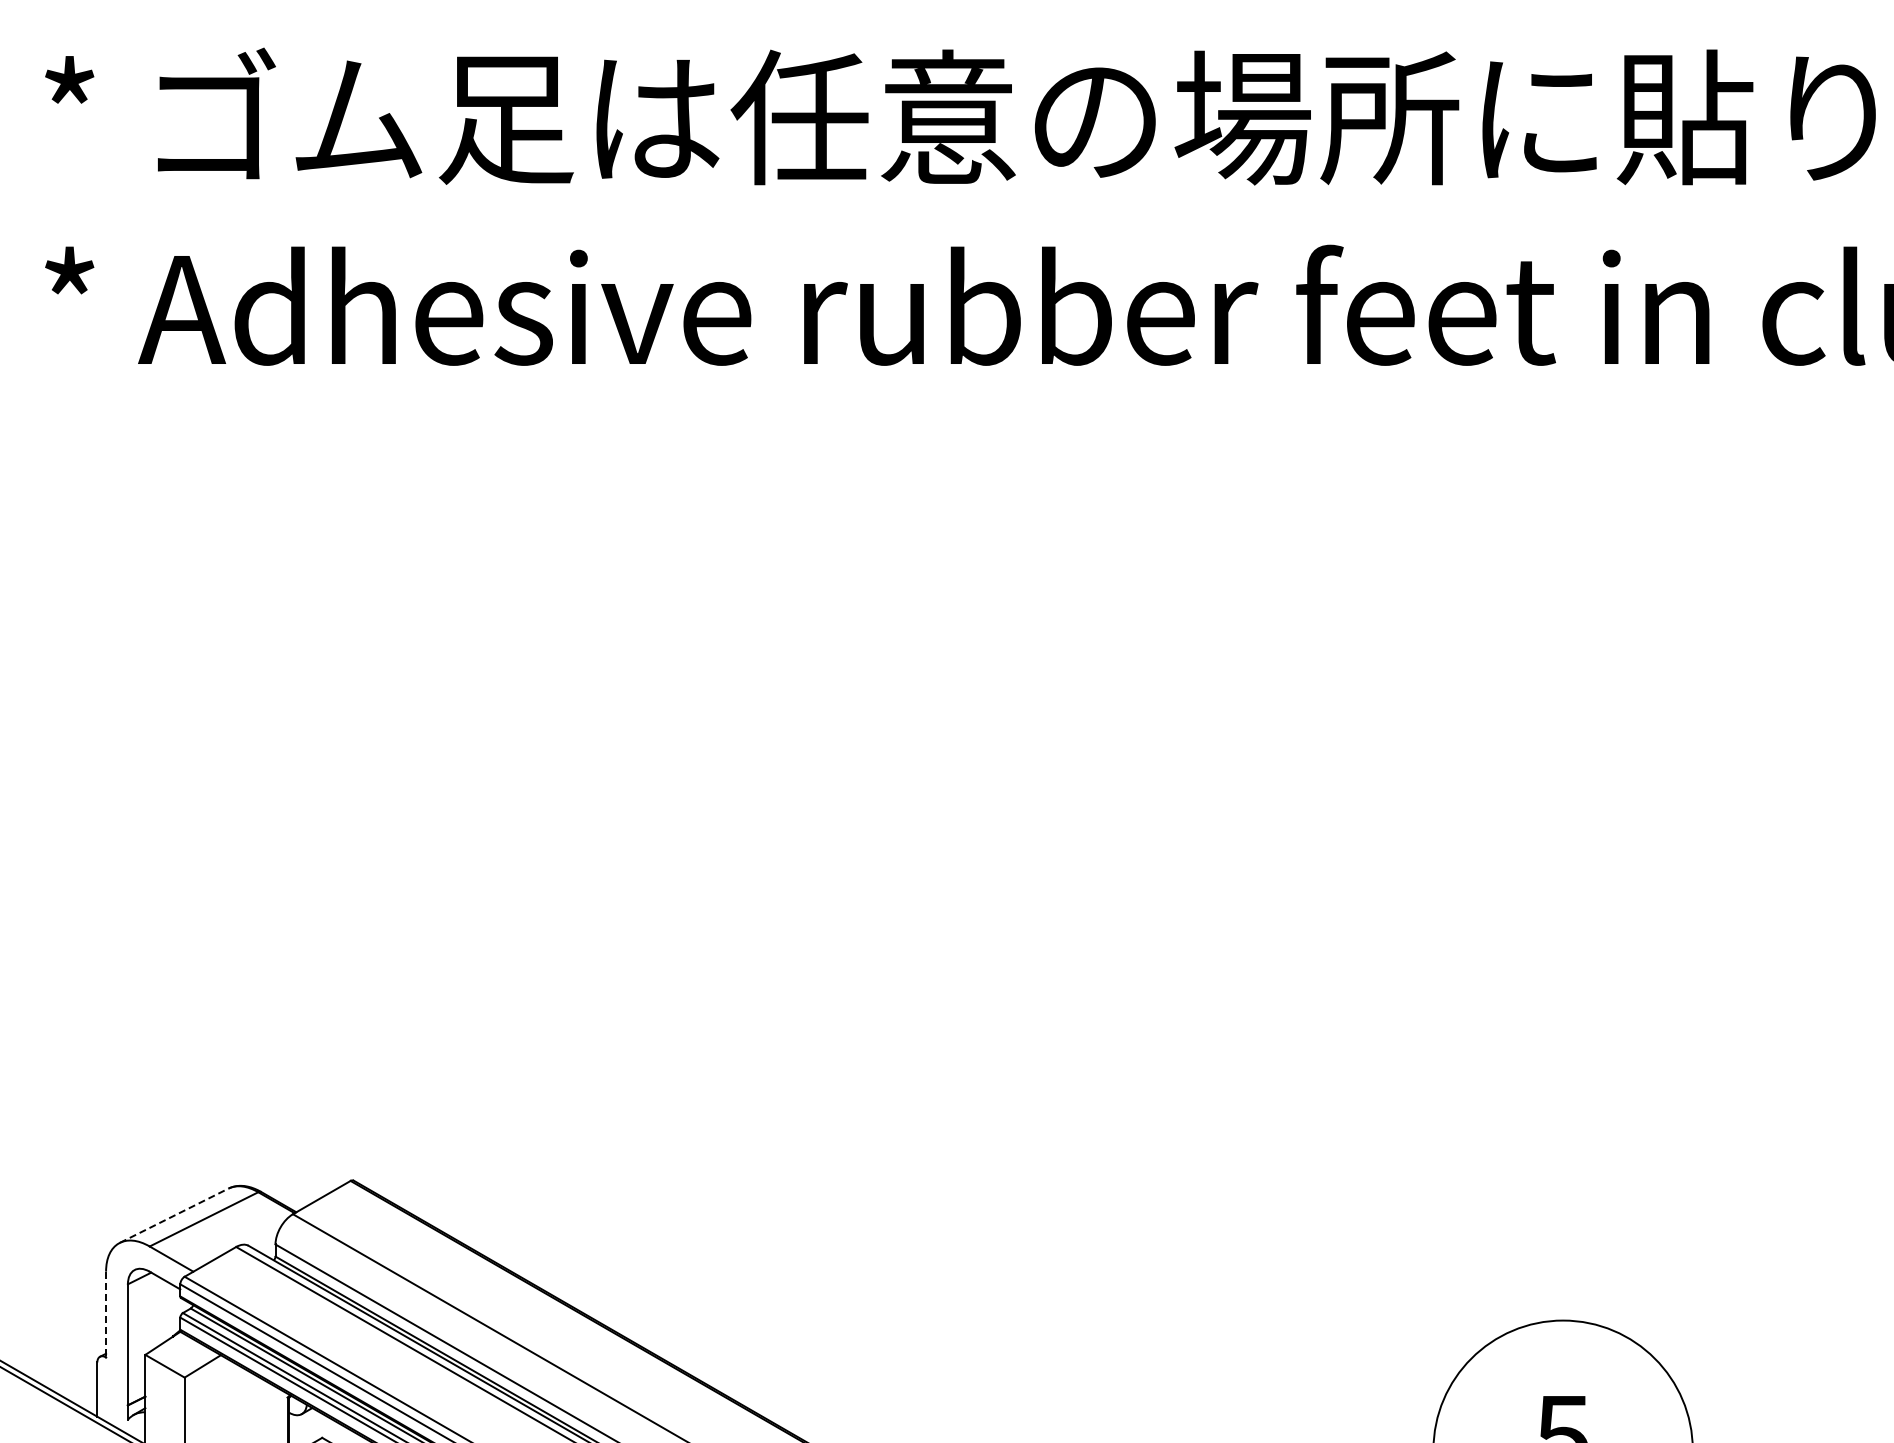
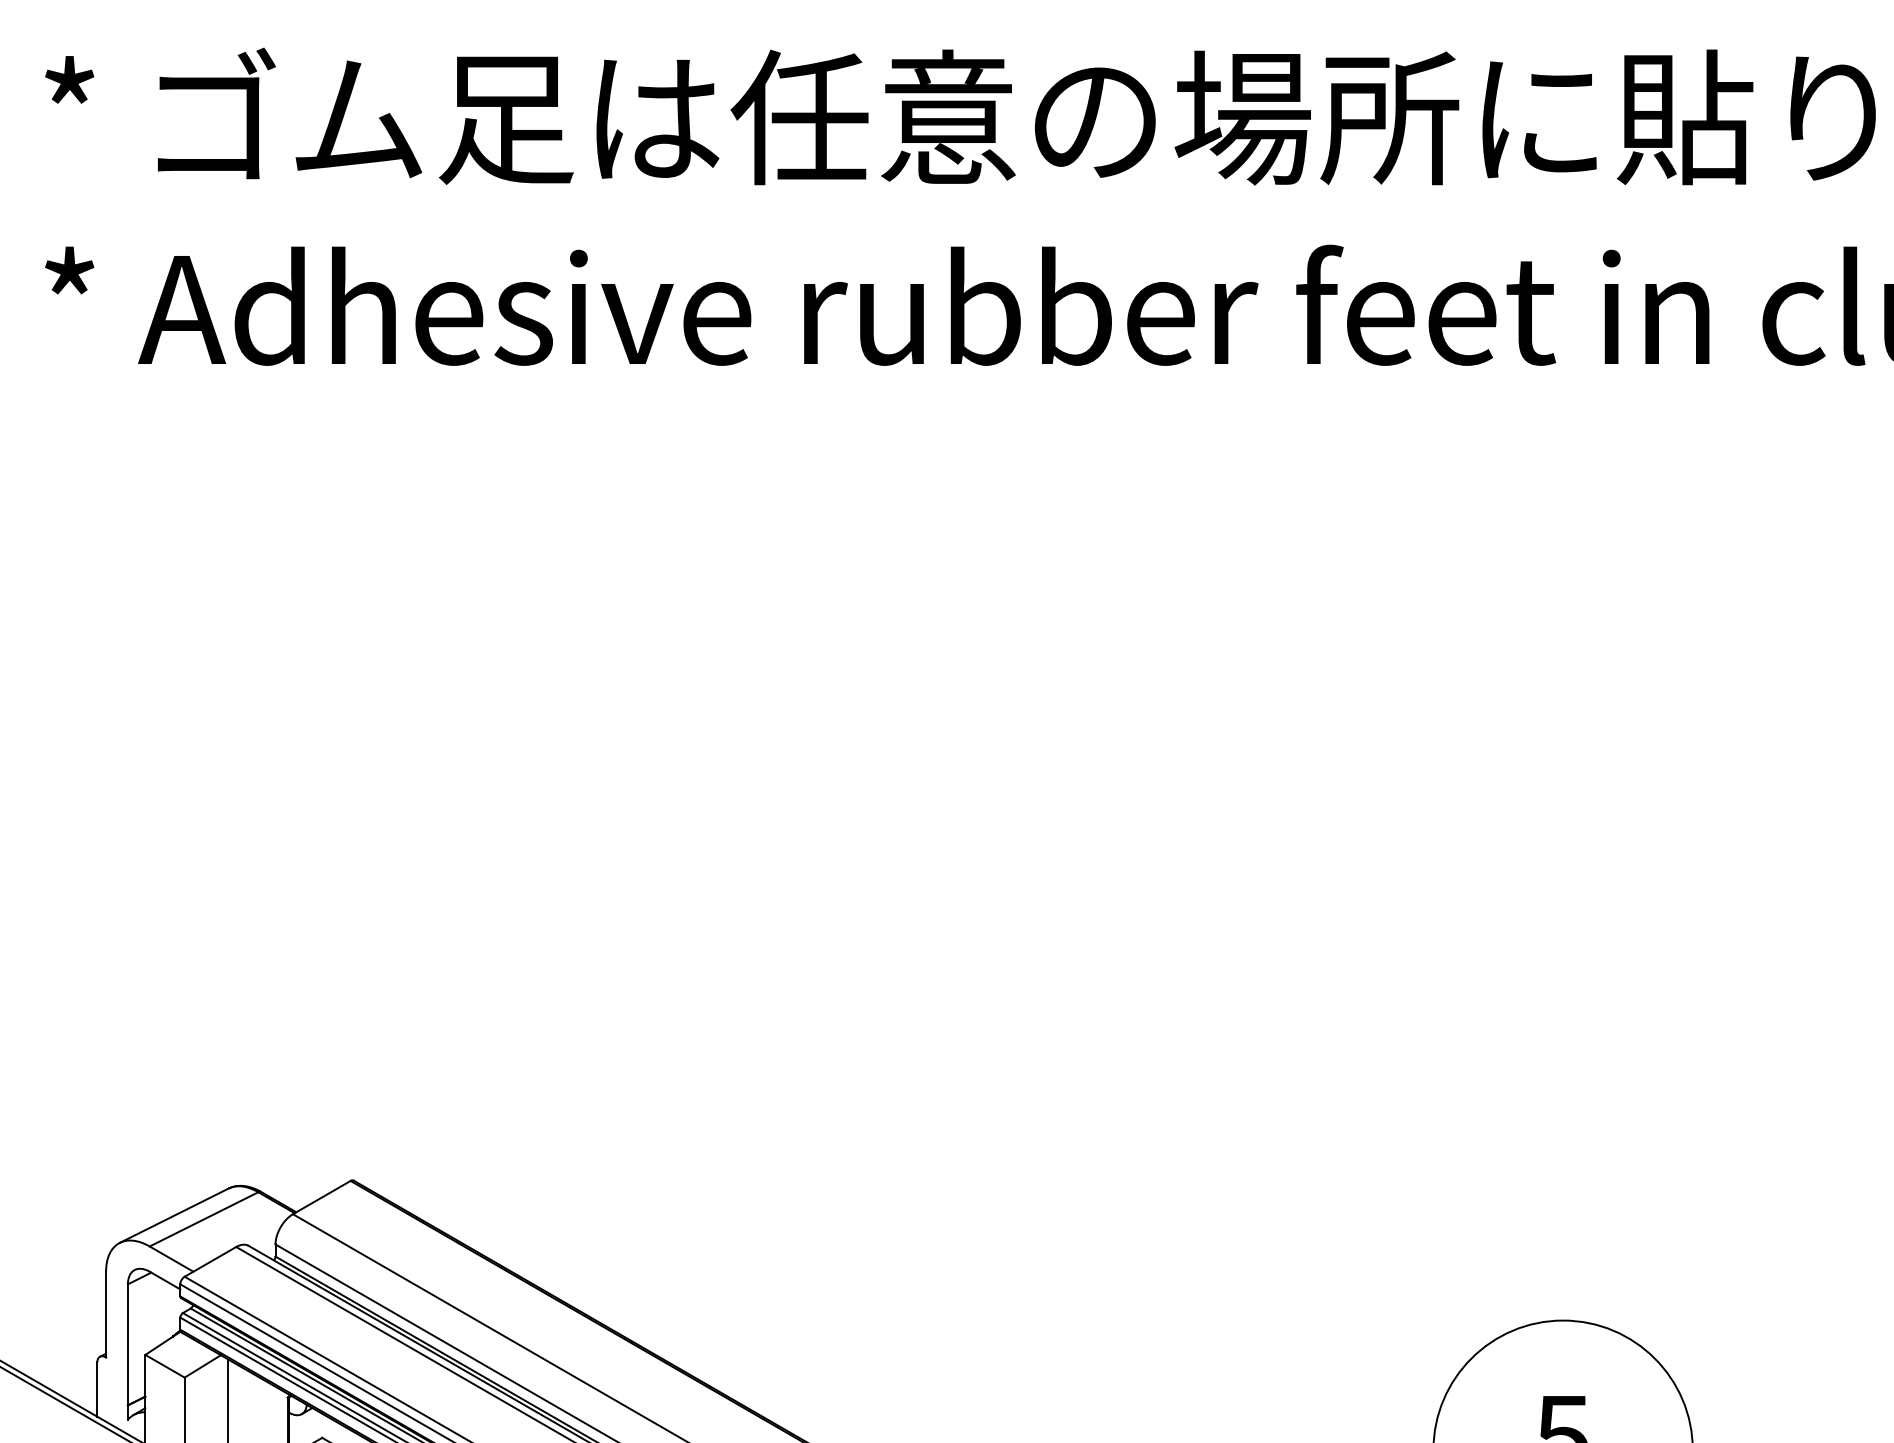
line: dashed -> solid (174, 1215)
line: dashed -> solid (106, 1314)
line: none -> present (228, 1399)
